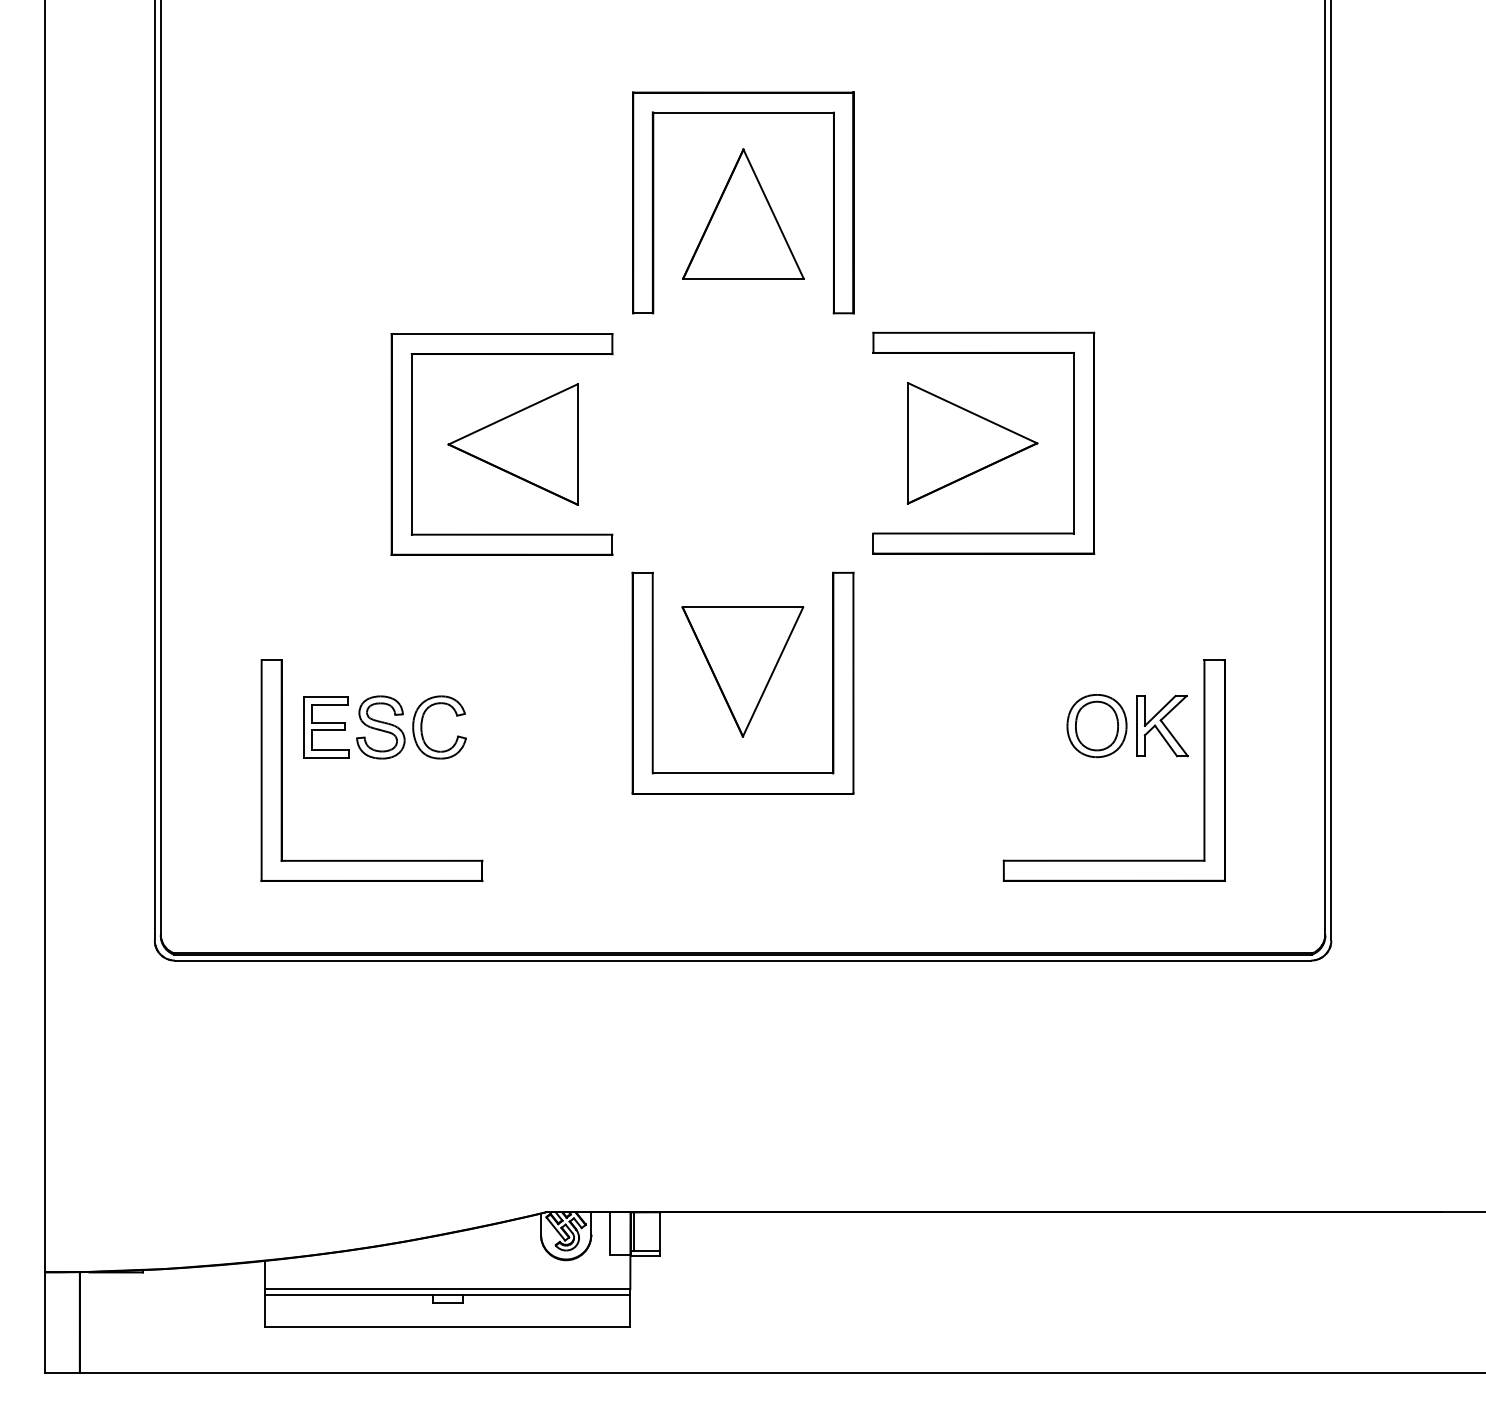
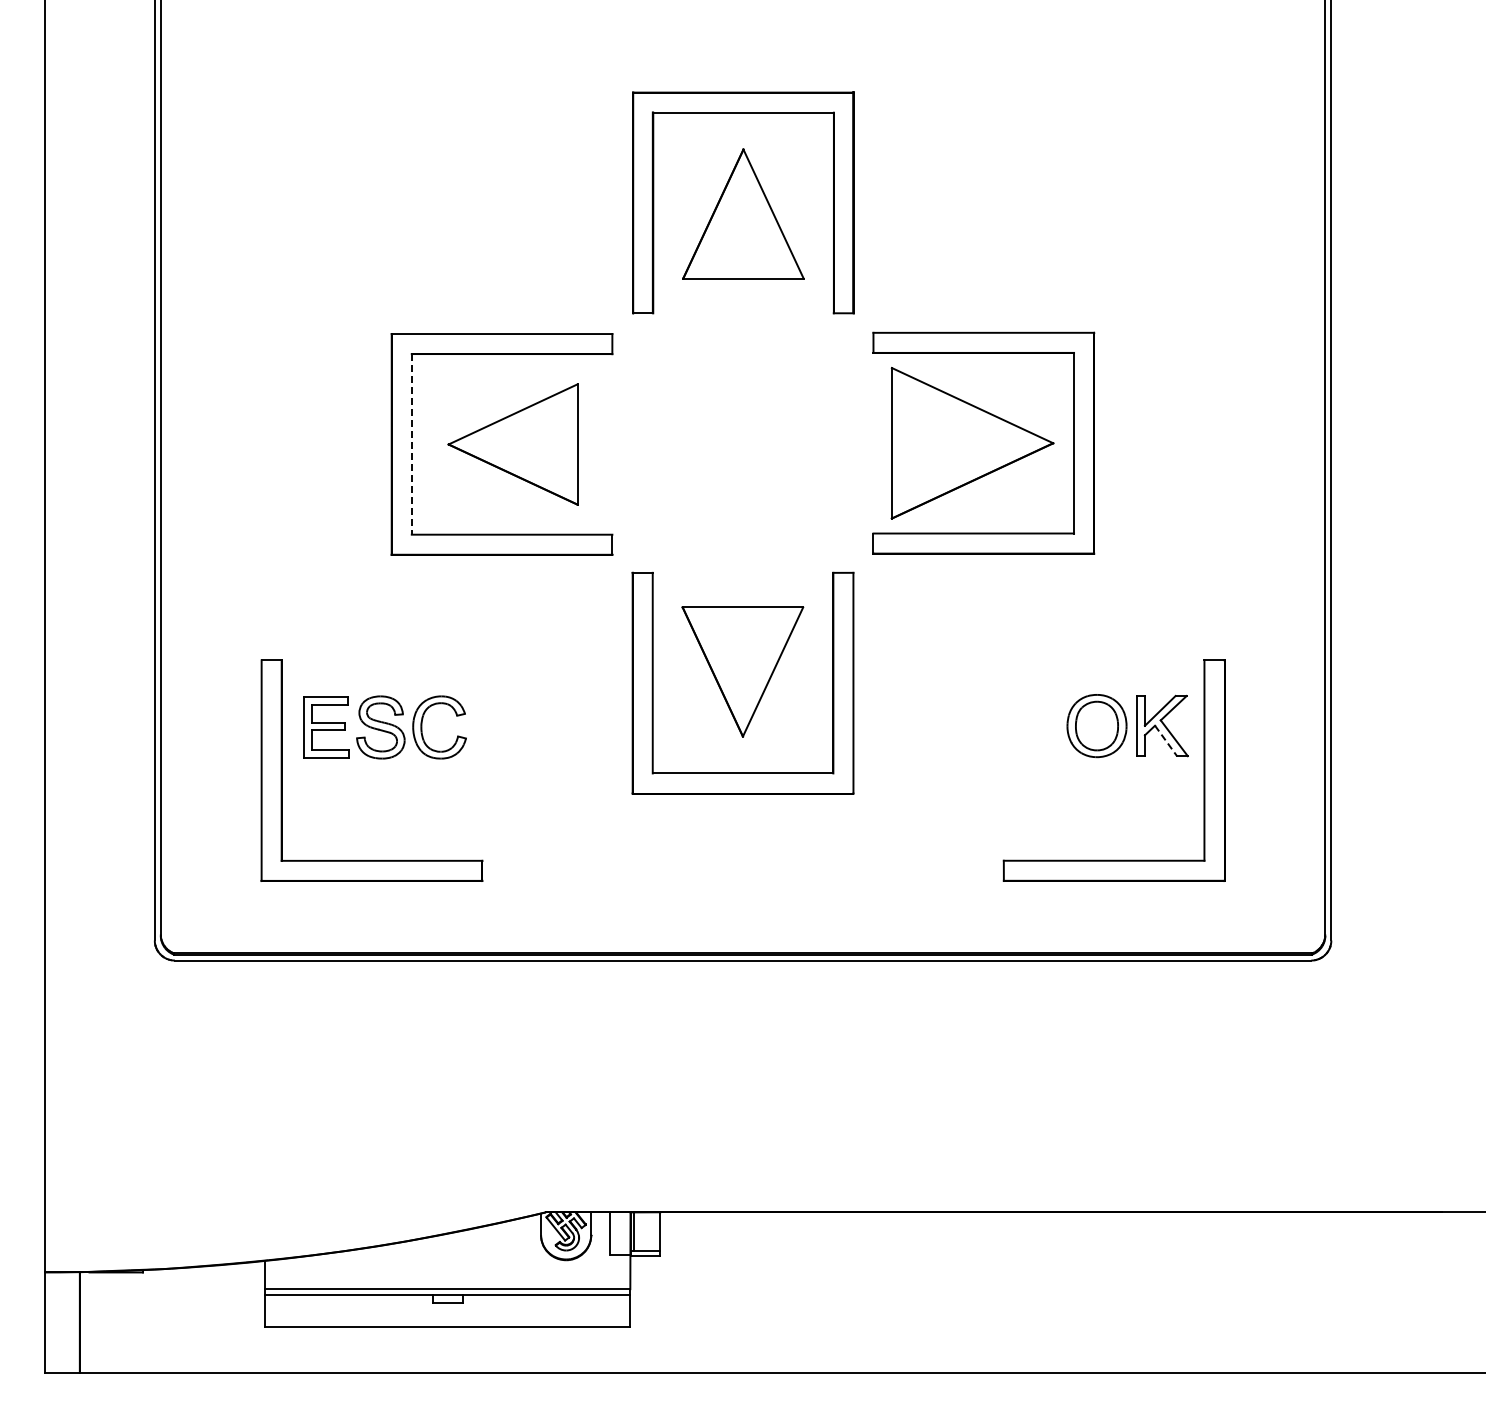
part size: 132x123 px -> 165x153 px (972, 443)
line: solid -> dashed (411, 444)
line: solid -> dashed (1166, 740)
